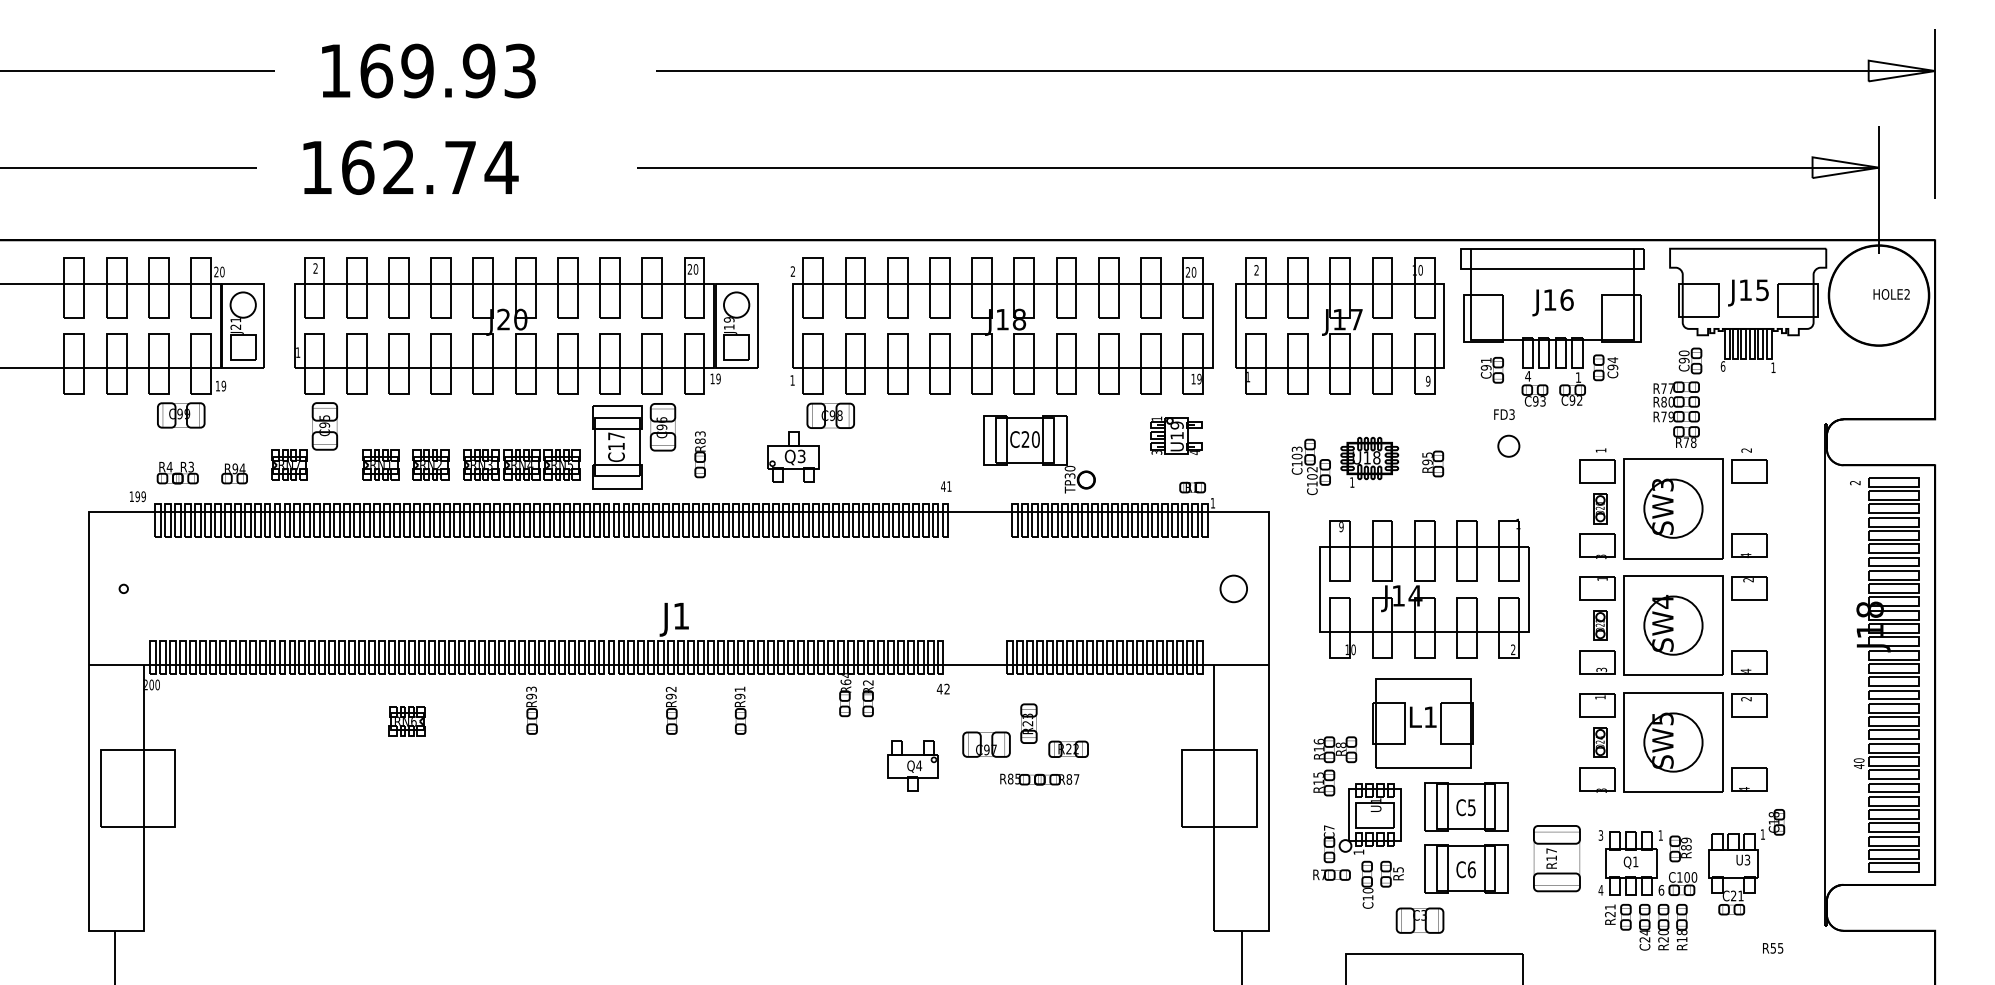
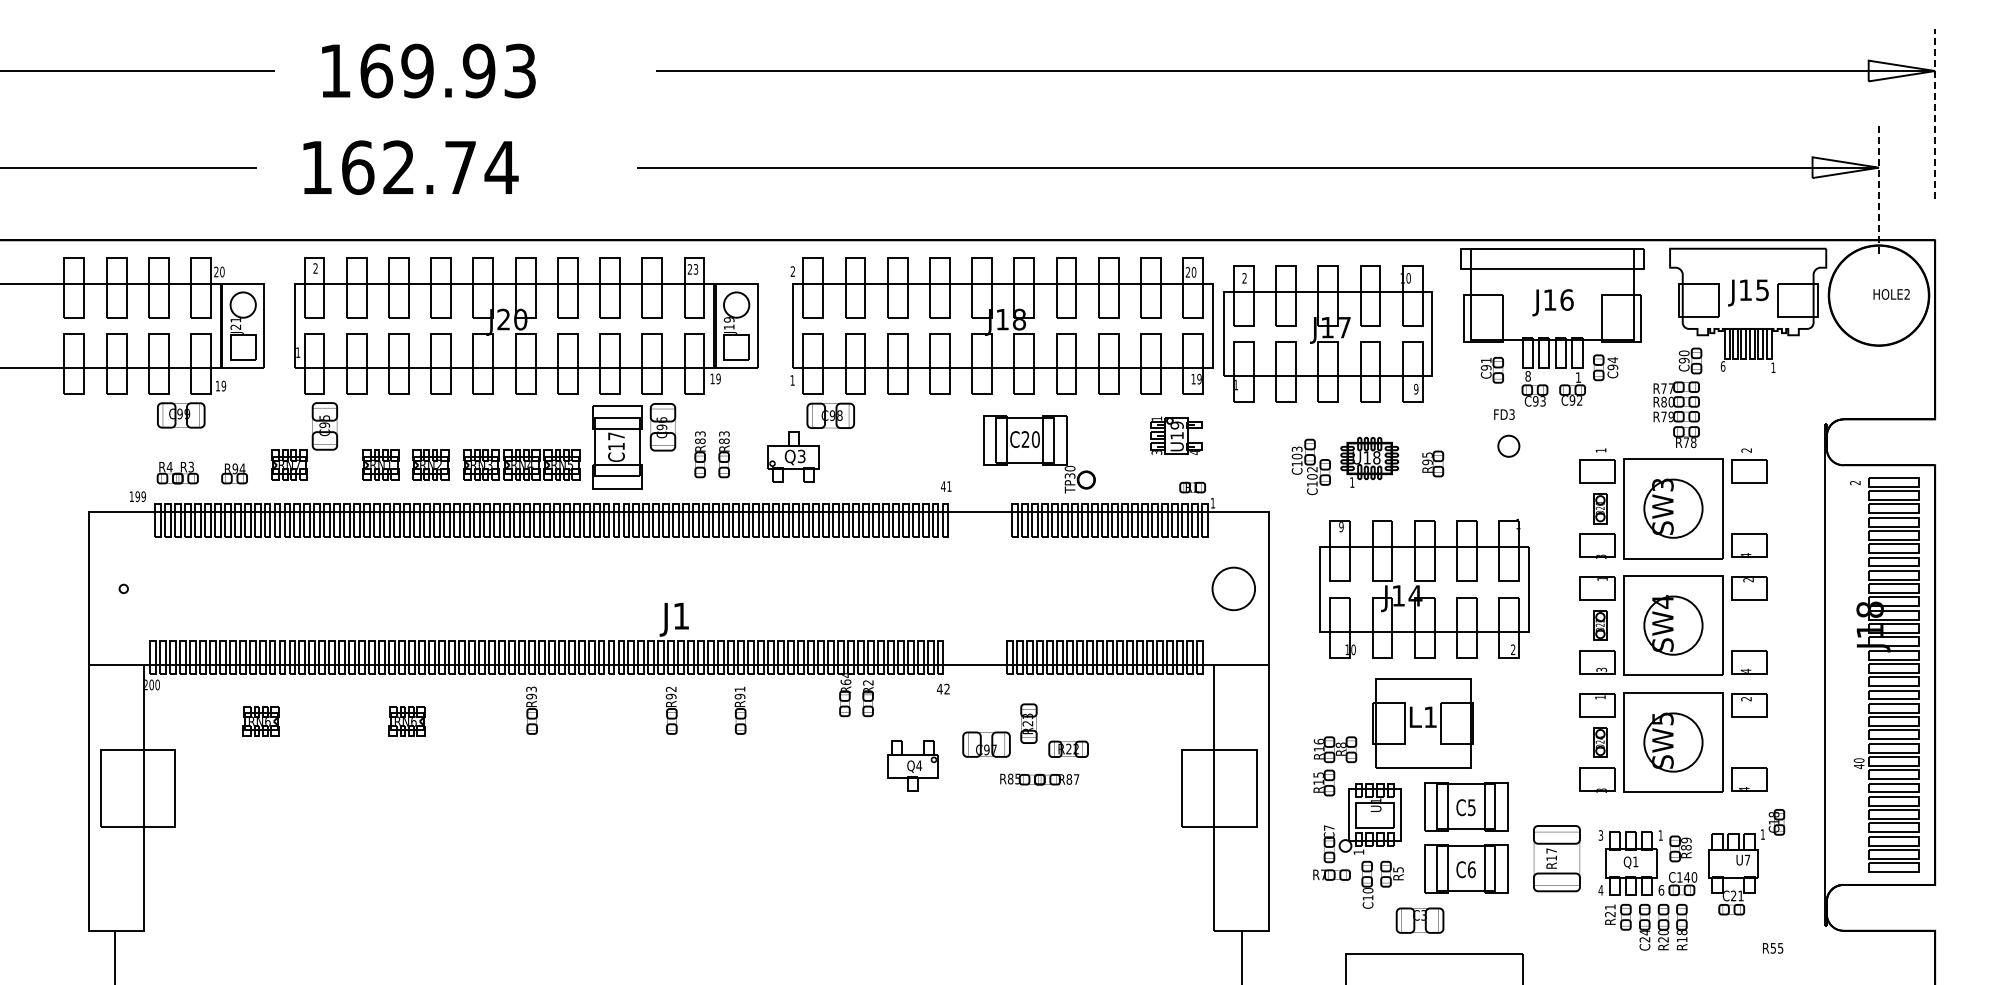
line: solid -> dashed (1935, 114)
line: solid -> dashed (1879, 190)
text: 20 -> 23 (695, 269)
part position: (1339, 325) -> (1327, 333) (1327, 333)
text: 4 -> 8 (1528, 376)
part: none -> present (723, 454)
circle diameter: 27 px -> 43 px (1233, 588)
part: none -> present (260, 721)
text: U3 -> U7 (1747, 859)
text: C100 -> C140 (1687, 877)
